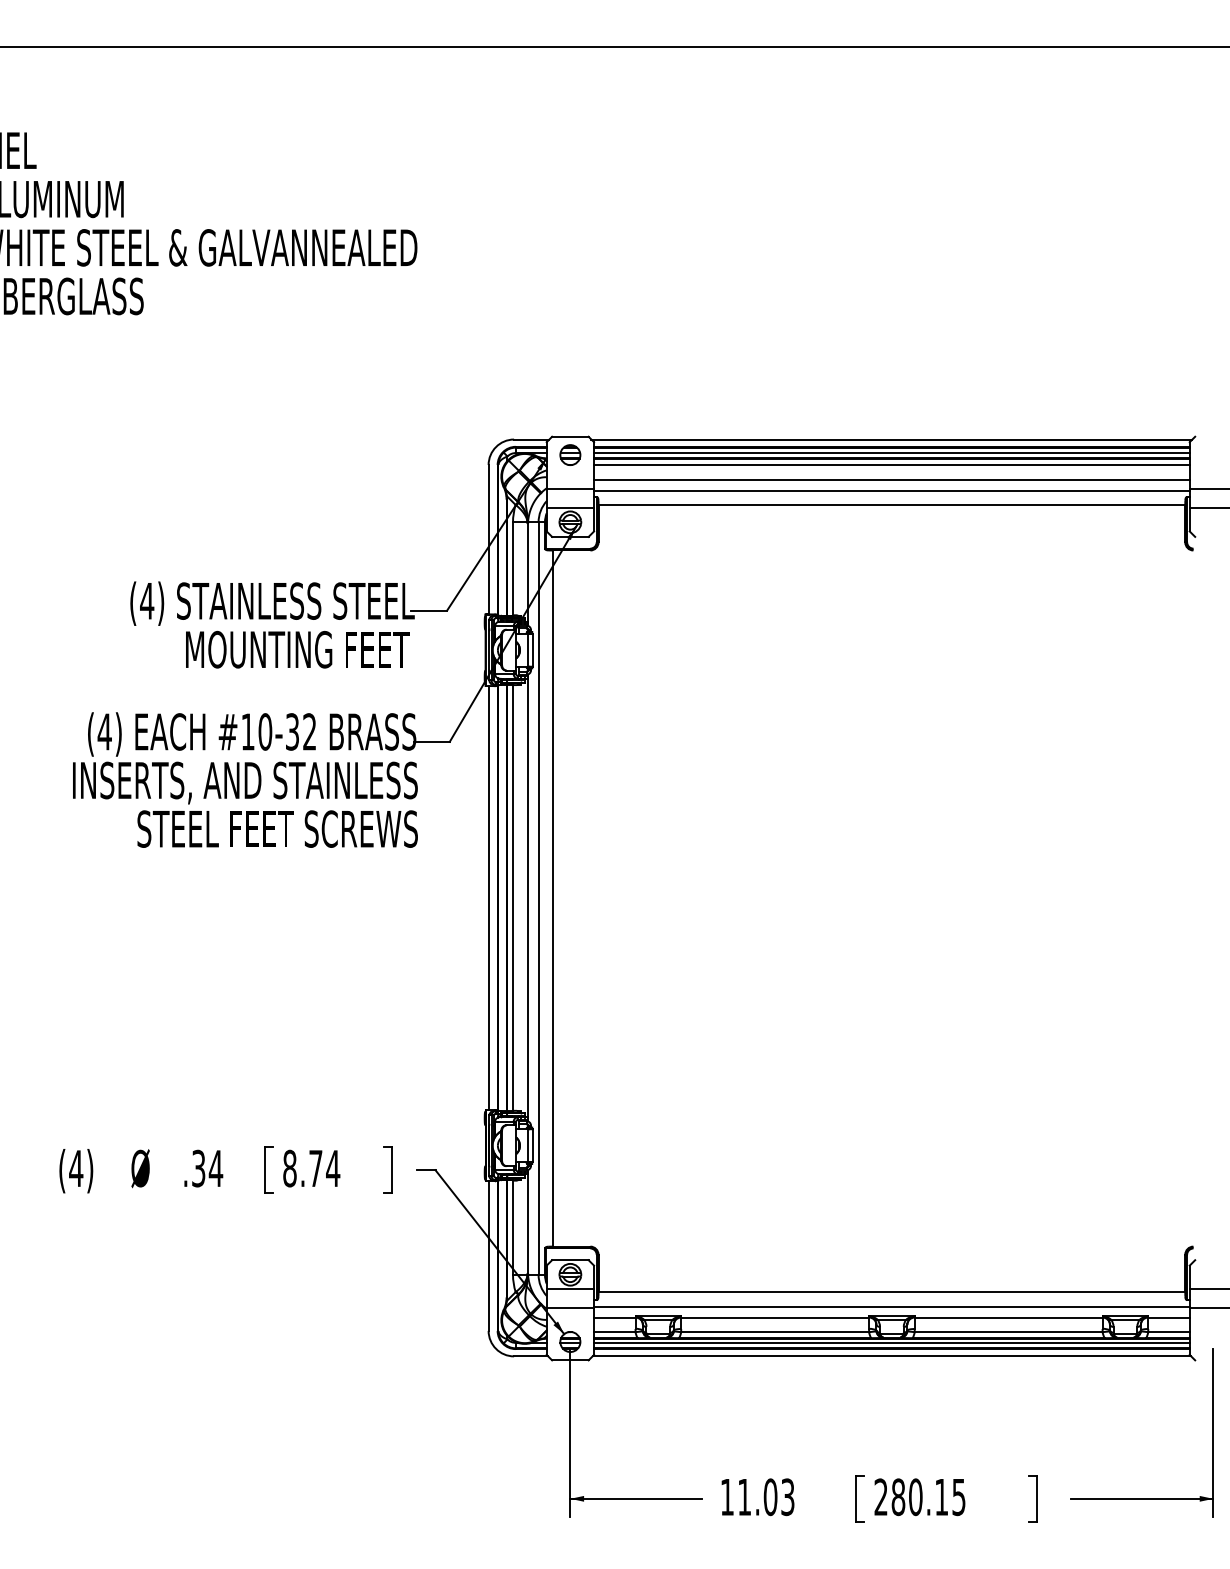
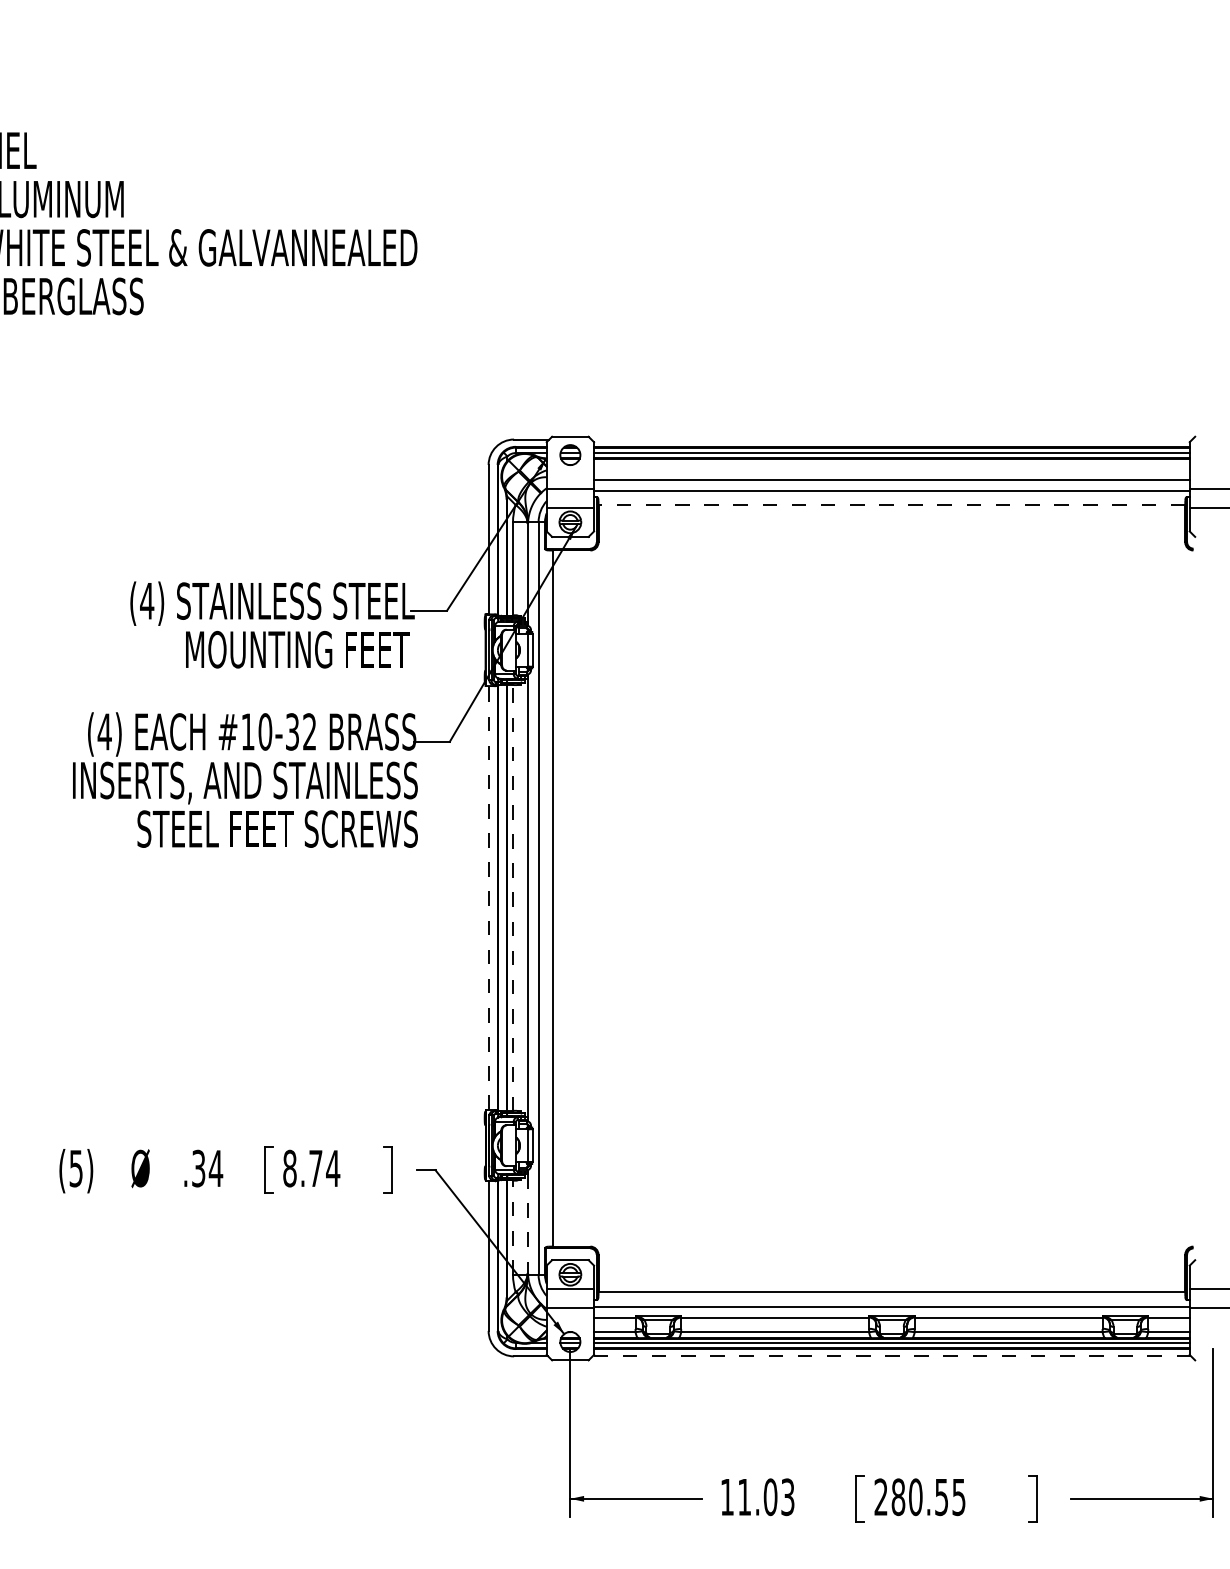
line: present -> none (614, 47)
line: present -> none (891, 439)
line: present -> none (891, 464)
line: solid -> dashed (891, 505)
line: solid -> dashed (488, 897)
line: solid -> dashed (513, 897)
text: (4) -> (5) (76, 1168)
line: solid -> dashed (527, 1224)
line: solid -> dashed (513, 1227)
line: solid -> dashed (891, 1356)
text: 280.15 -> 280.55 (941, 1497)
